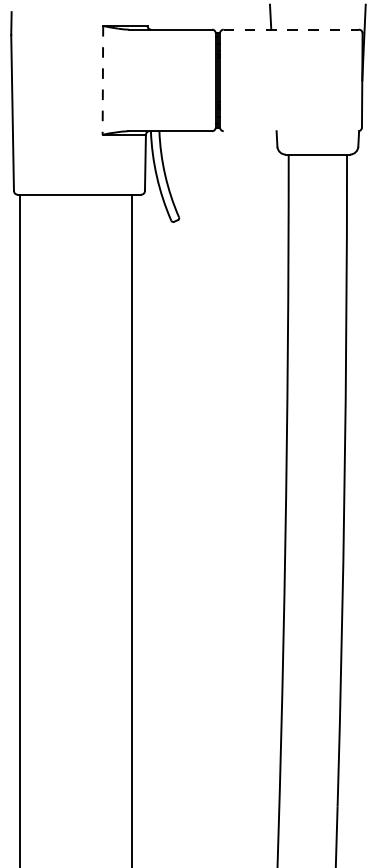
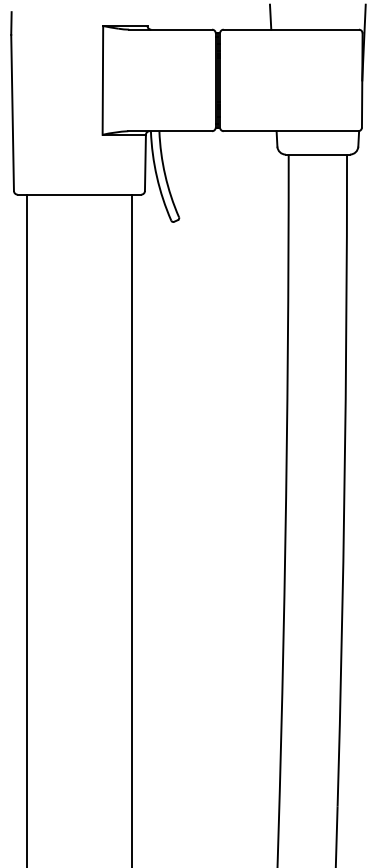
line: dashed -> solid (291, 29)
line: dashed -> solid (102, 80)
line: none -> present (290, 131)
line position: (20, 529) -> (27, 529) (27, 529)
